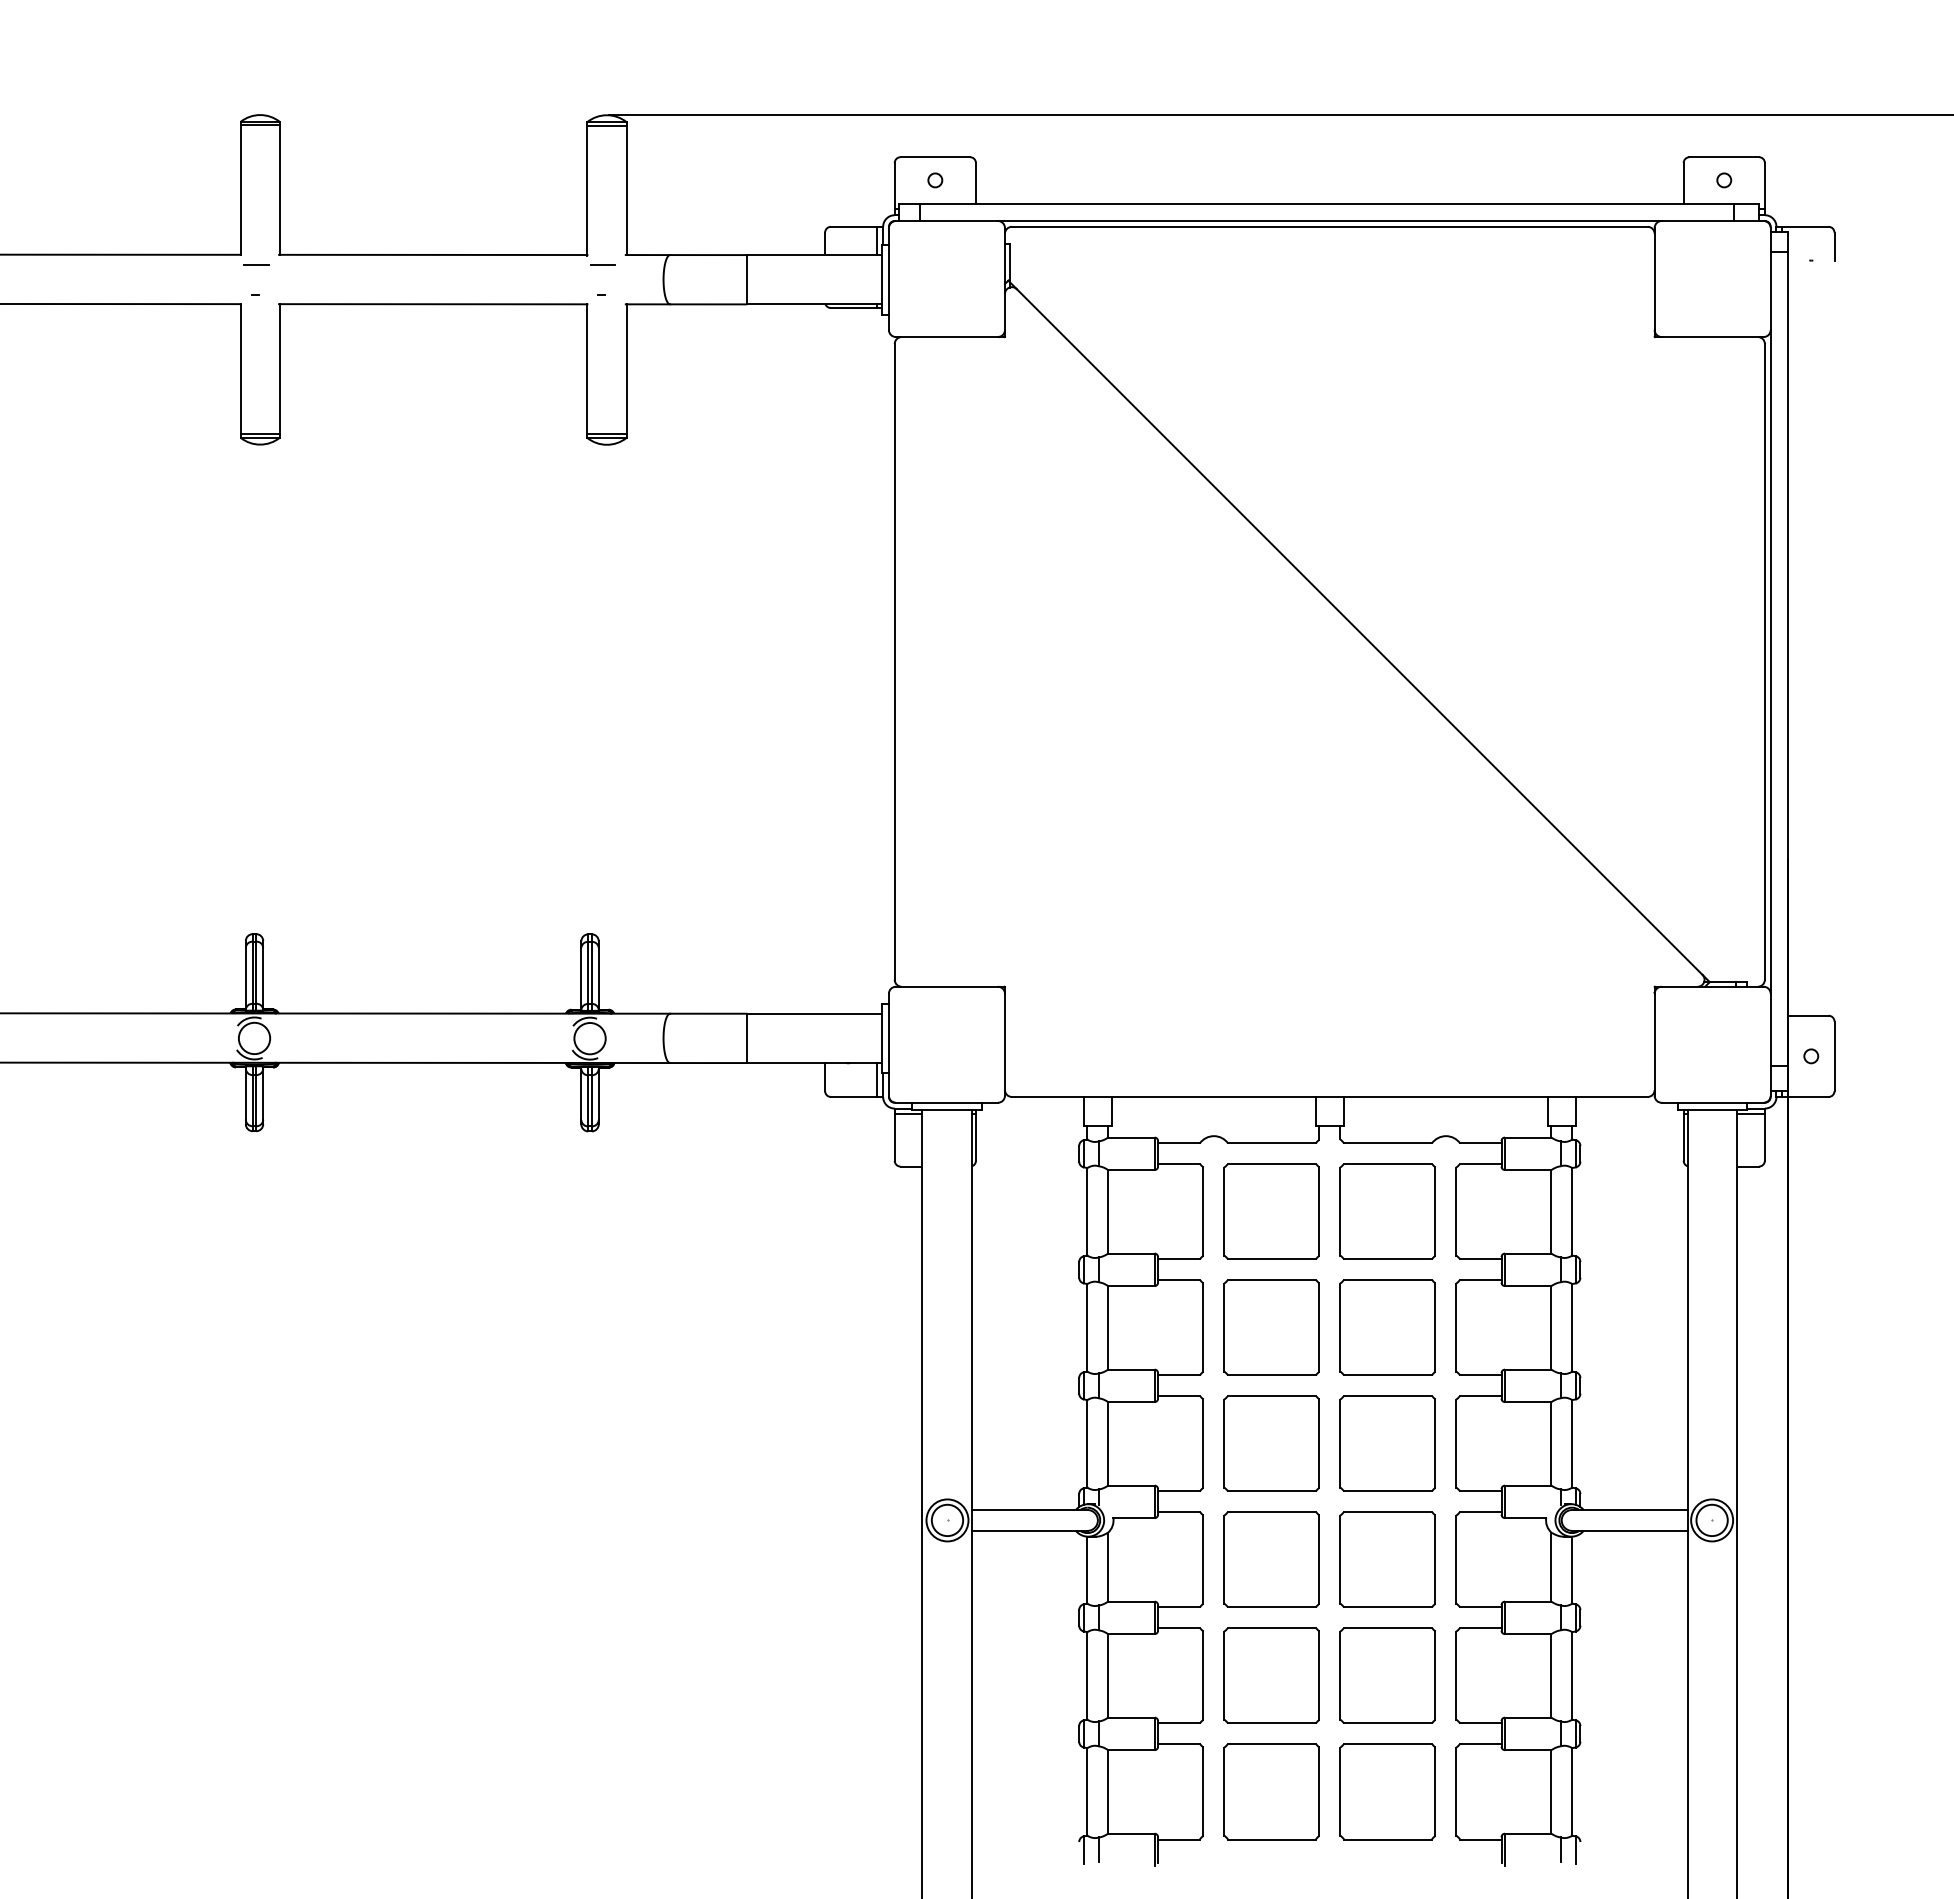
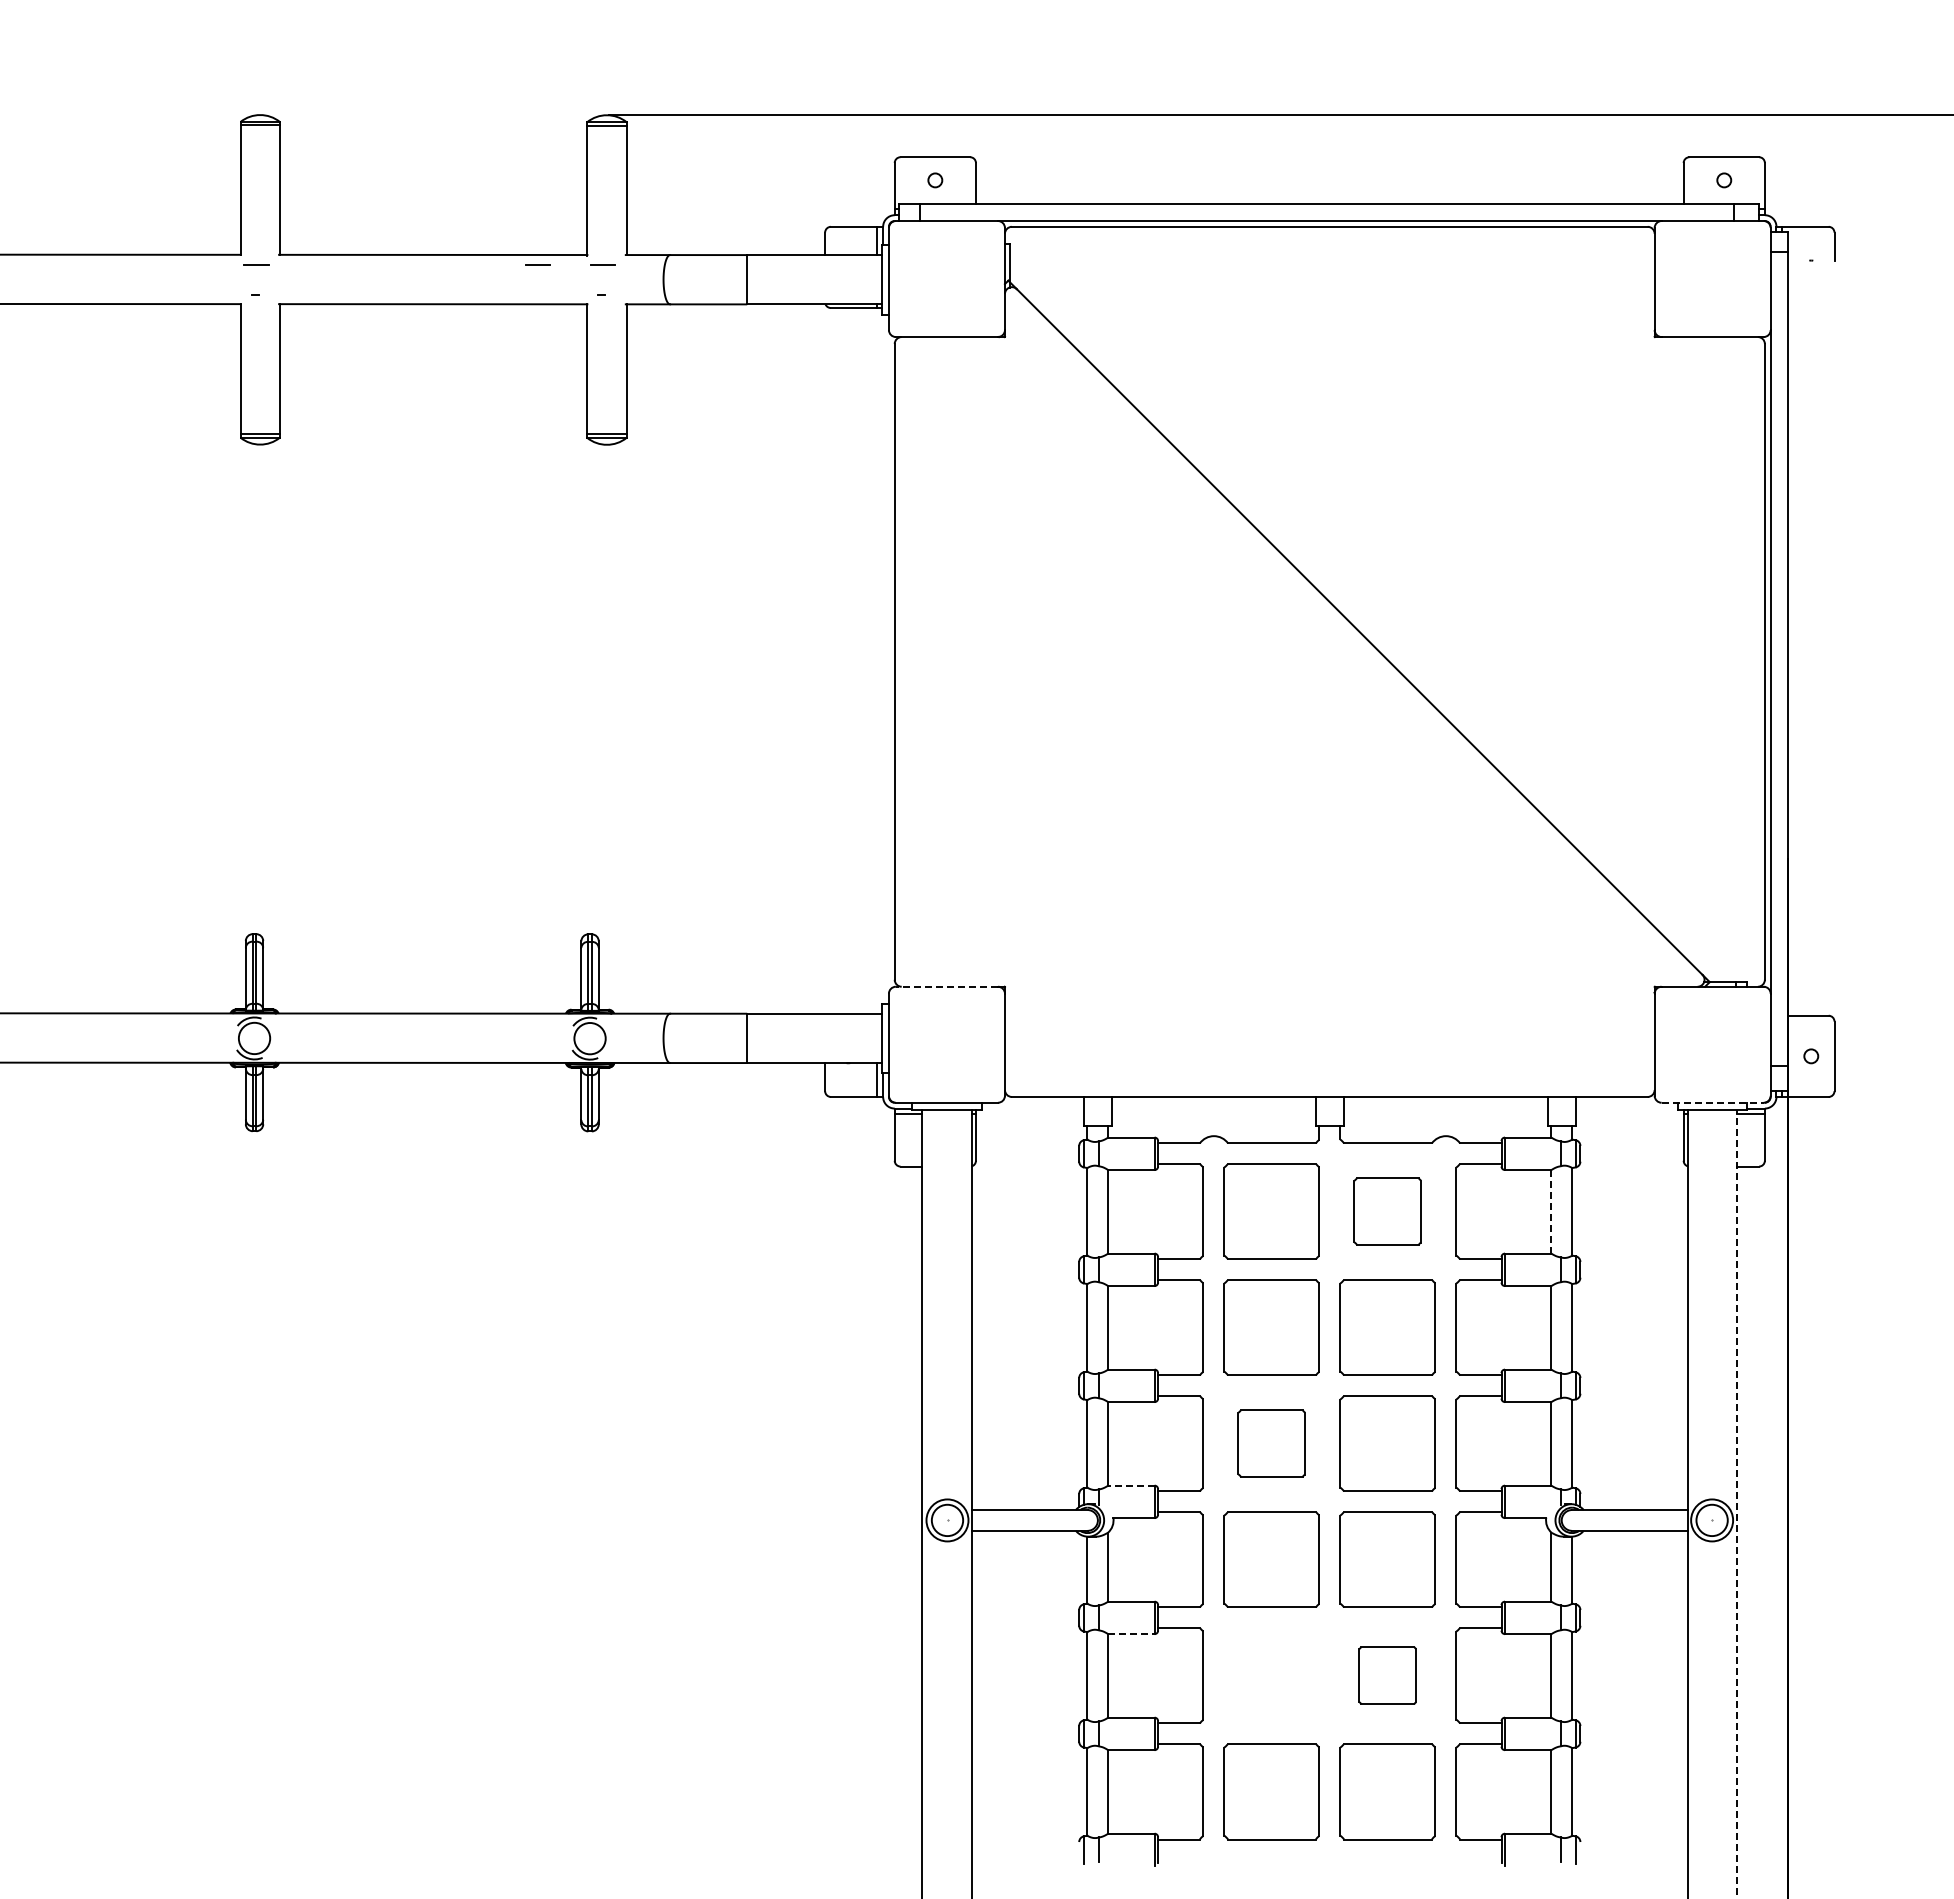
line: none -> present (537, 264)
line: solid -> dashed (946, 986)
line: solid -> dashed (1713, 1102)
part size: 97x97 px -> 69x69 px (1387, 1211)
line: solid -> dashed (1551, 1211)
part size: 97x97 px -> 69x69 px (1271, 1443)
line: solid -> dashed (1130, 1485)
line: solid -> dashed (1737, 1503)
line: solid -> dashed (1131, 1634)
part: present -> none (1271, 1675)
part size: 97x97 px -> 59x59 px (1387, 1675)
